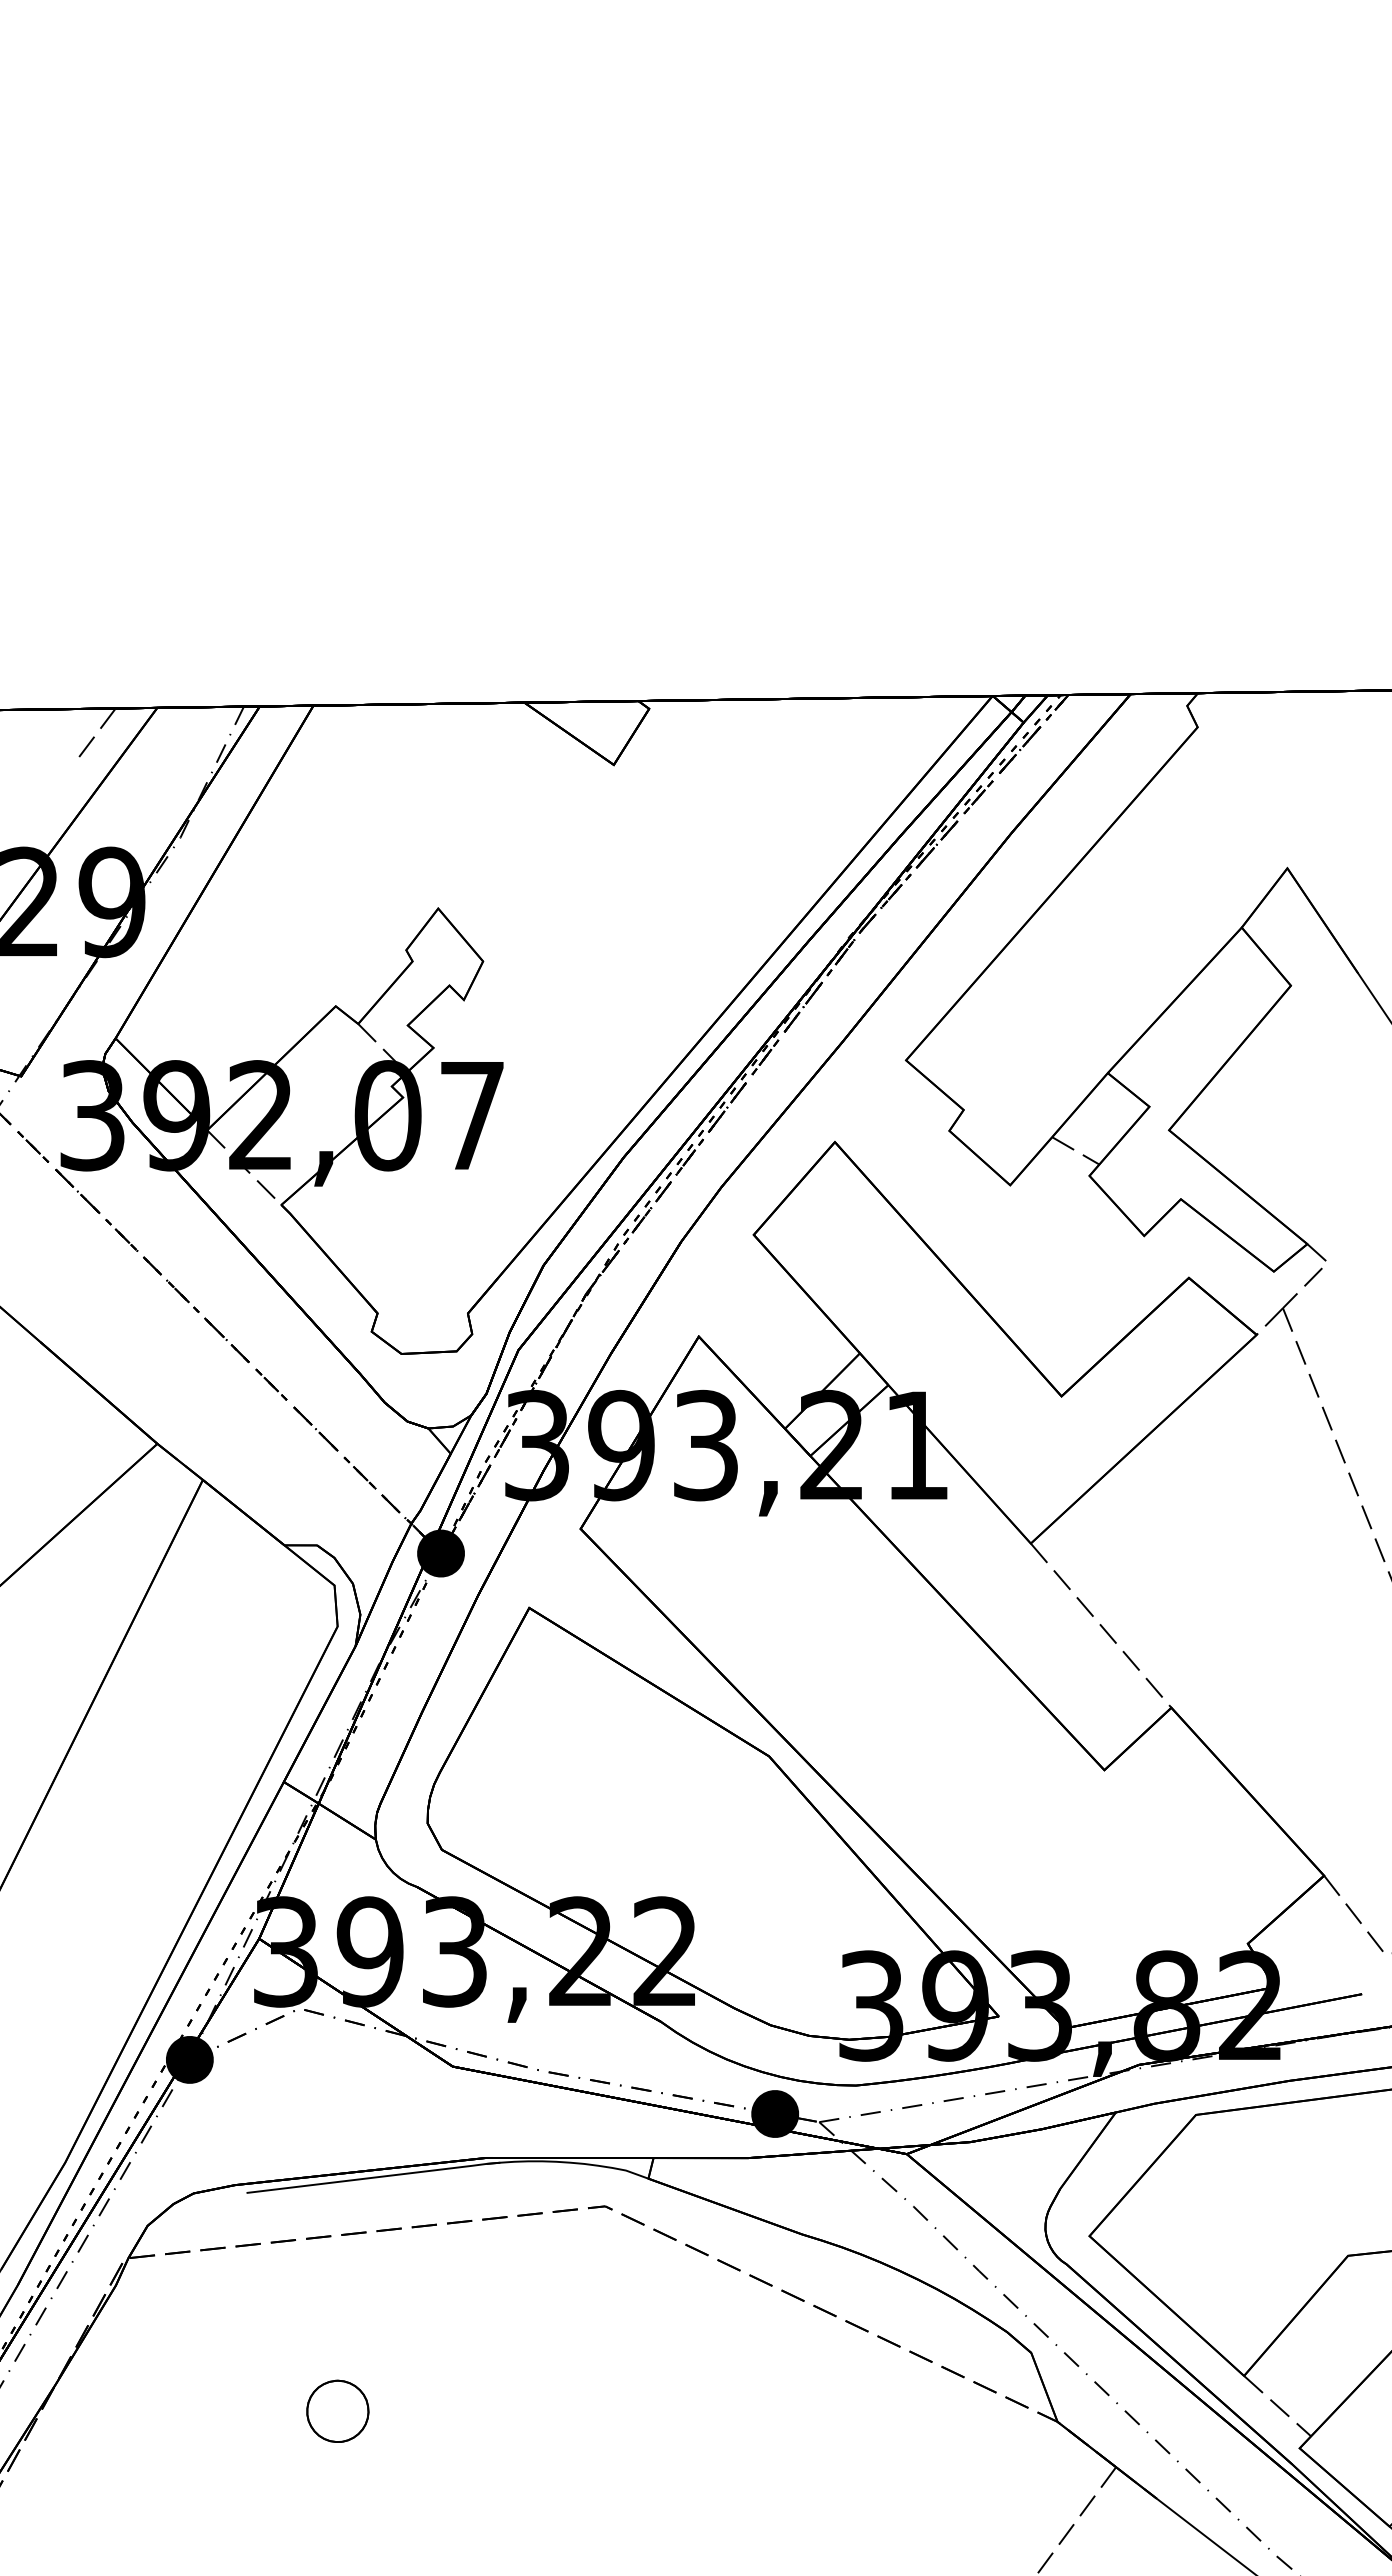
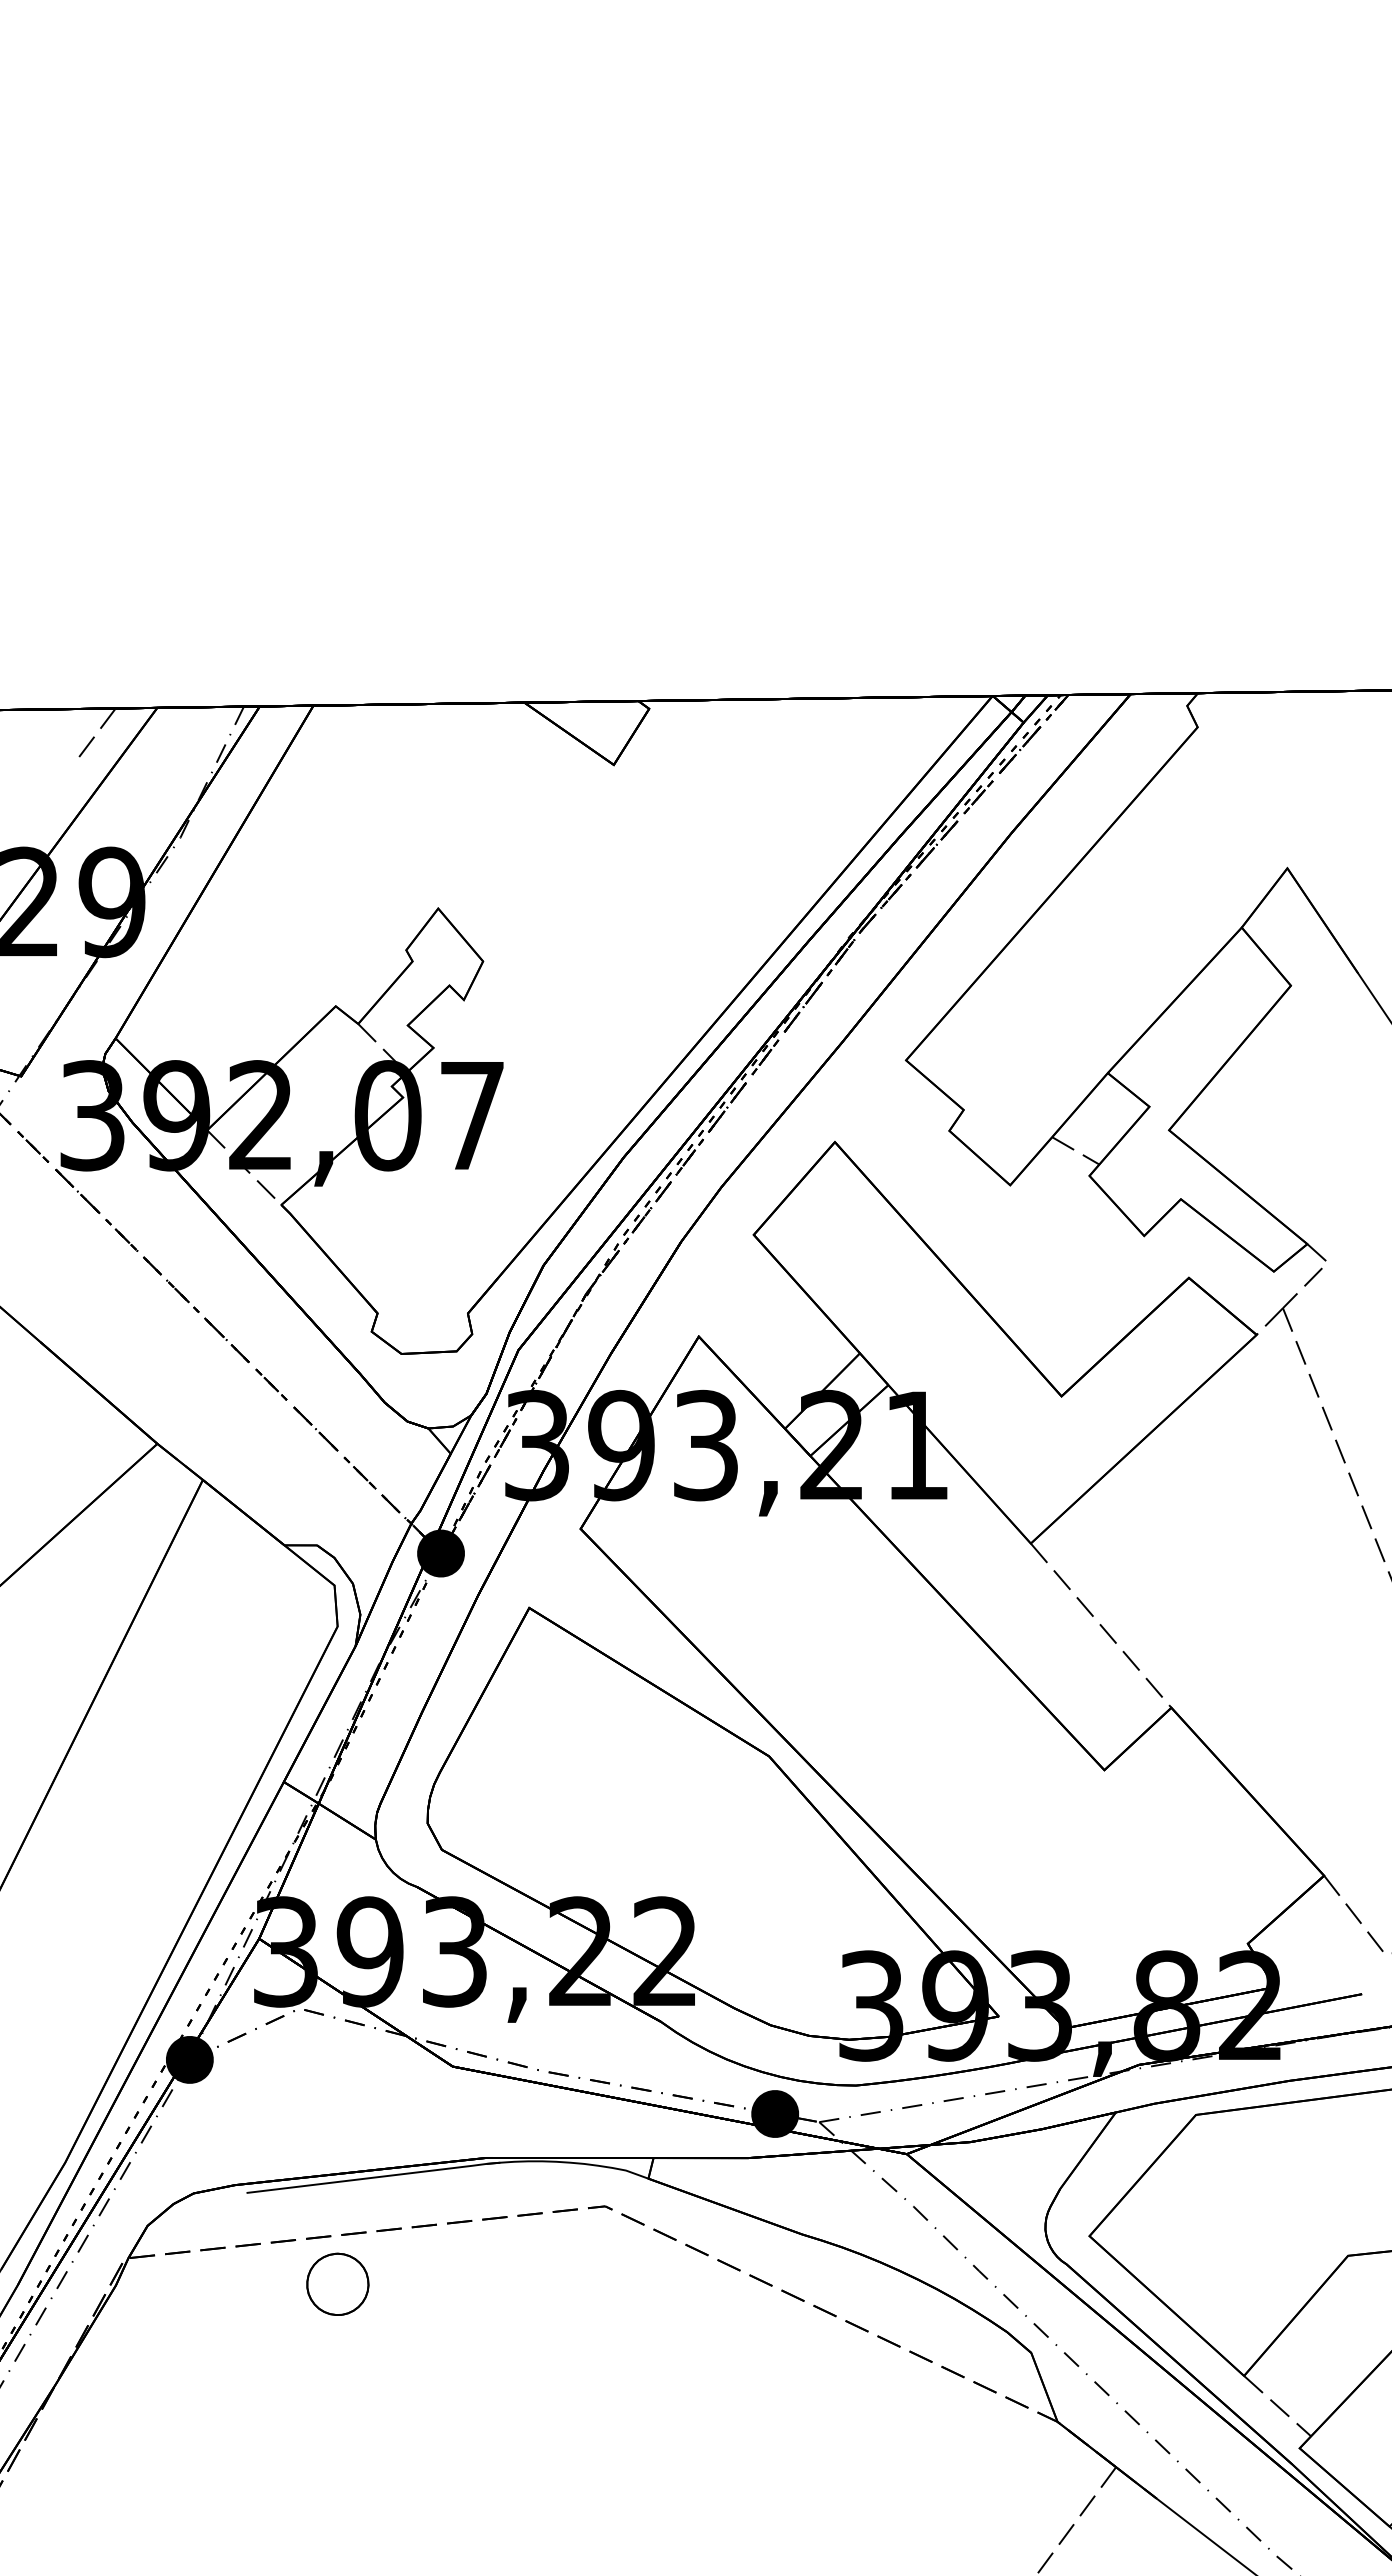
part position: (337, 2410) -> (337, 2283) (337, 2283)
